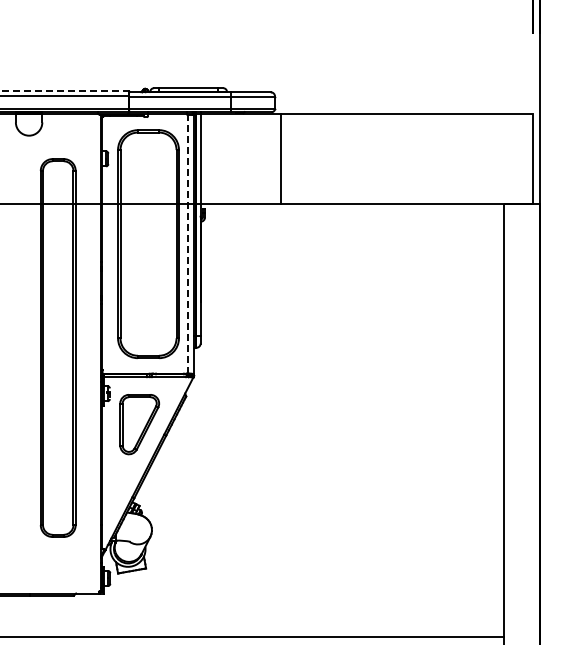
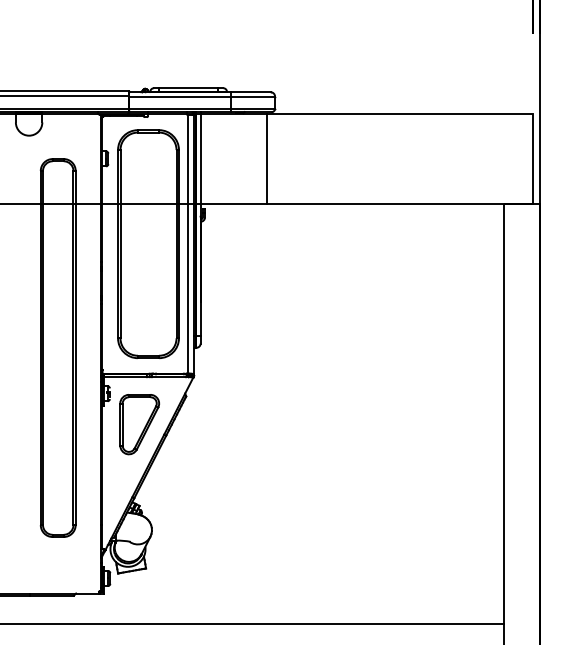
line: dashed -> solid (64, 91)
line position: (281, 159) -> (267, 159) (267, 159)
line: dashed -> solid (187, 243)
line position: (252, 636) -> (252, 623) (252, 623)
